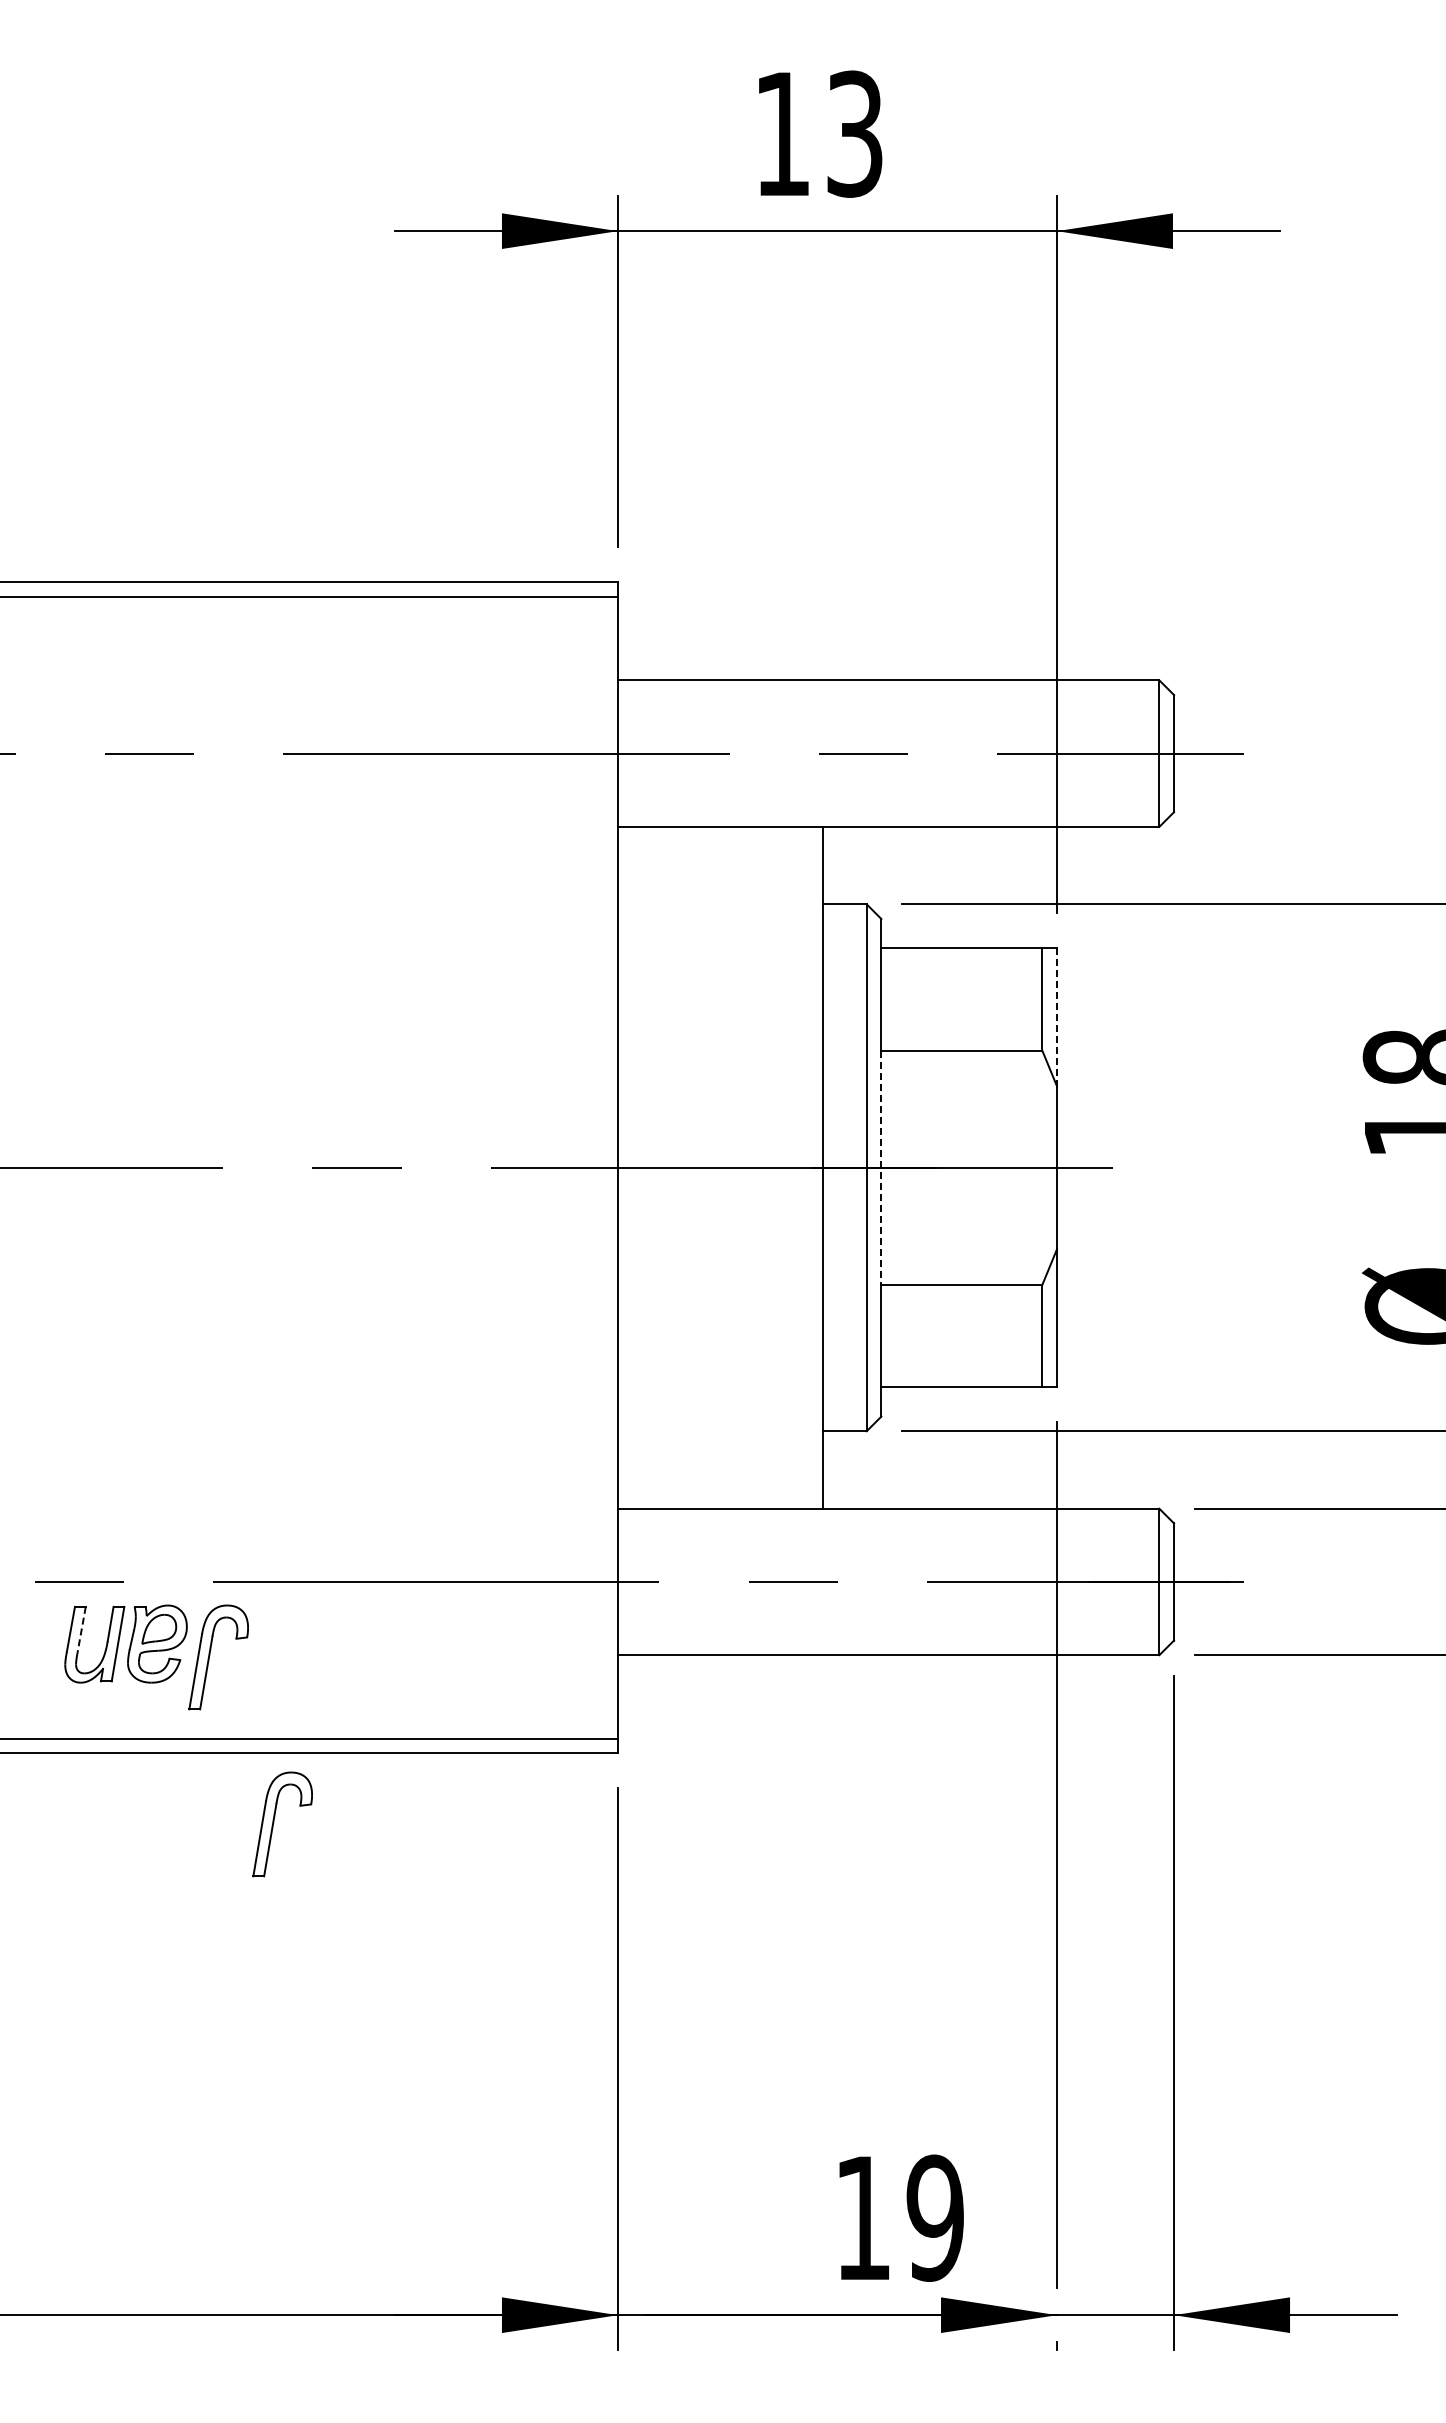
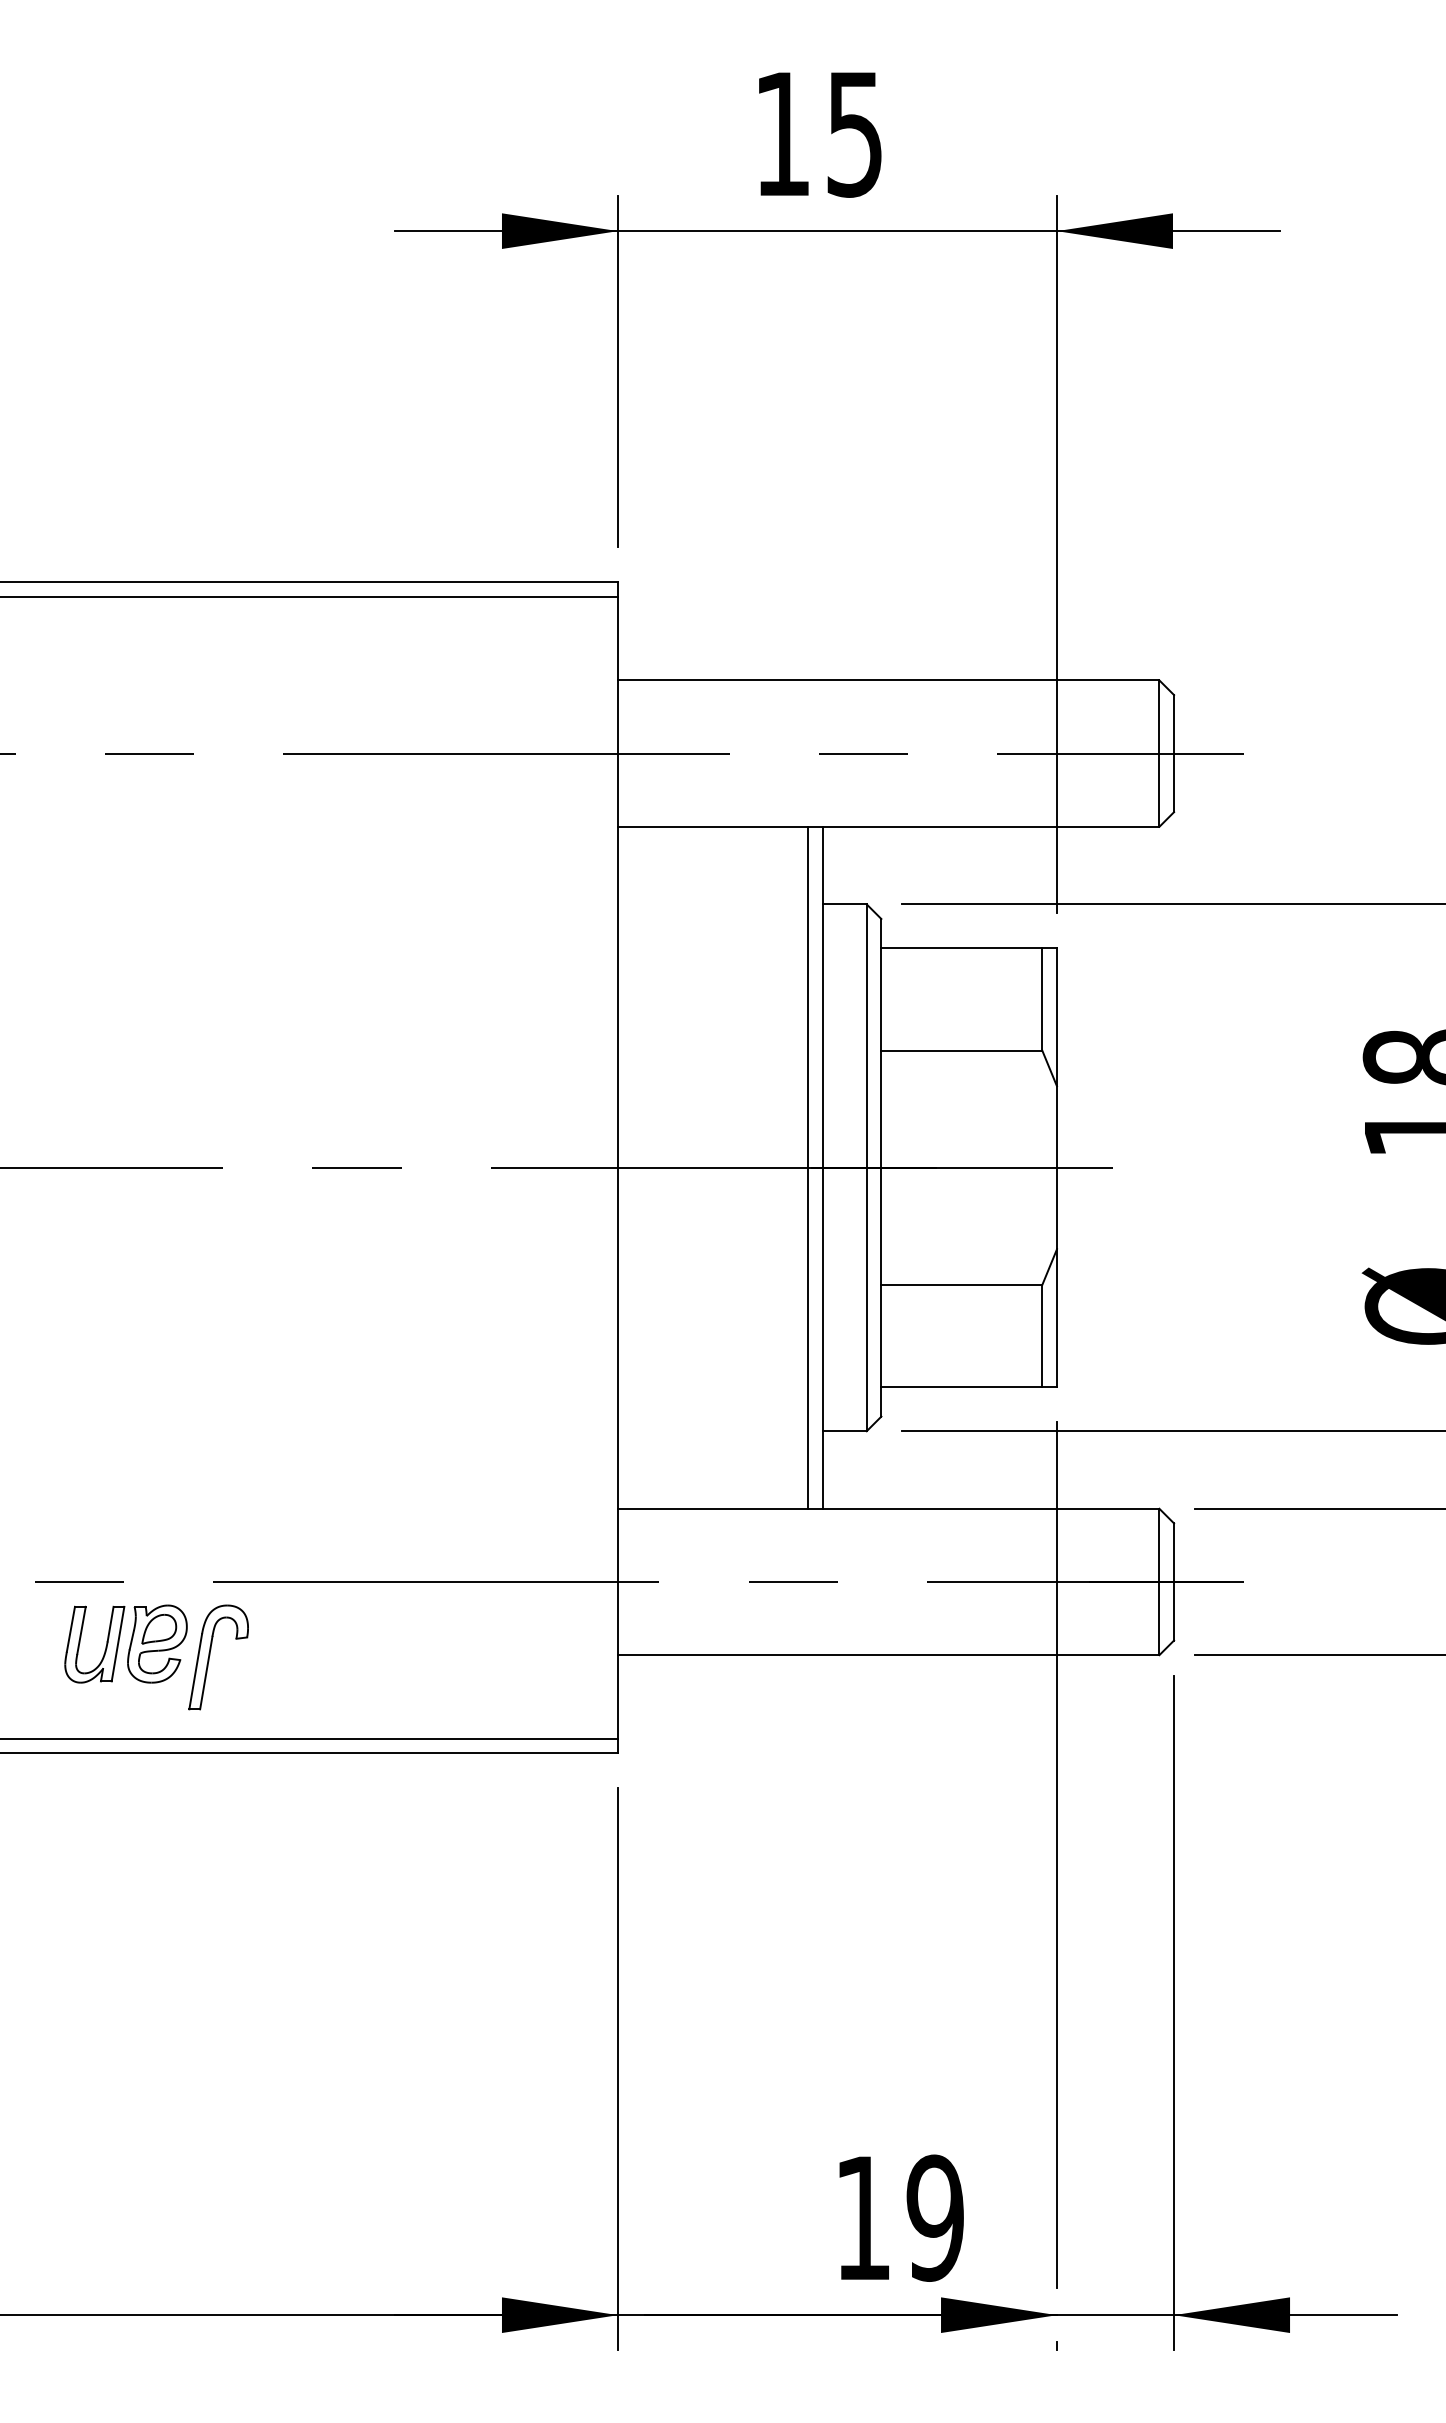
text: 13 -> 15 (854, 133)
line: dashed -> solid (1057, 1017)
line: none -> present (808, 1167)
line: dashed -> solid (881, 1168)
line: dashed -> solid (81, 1630)
part: present -> none (274, 1822)
